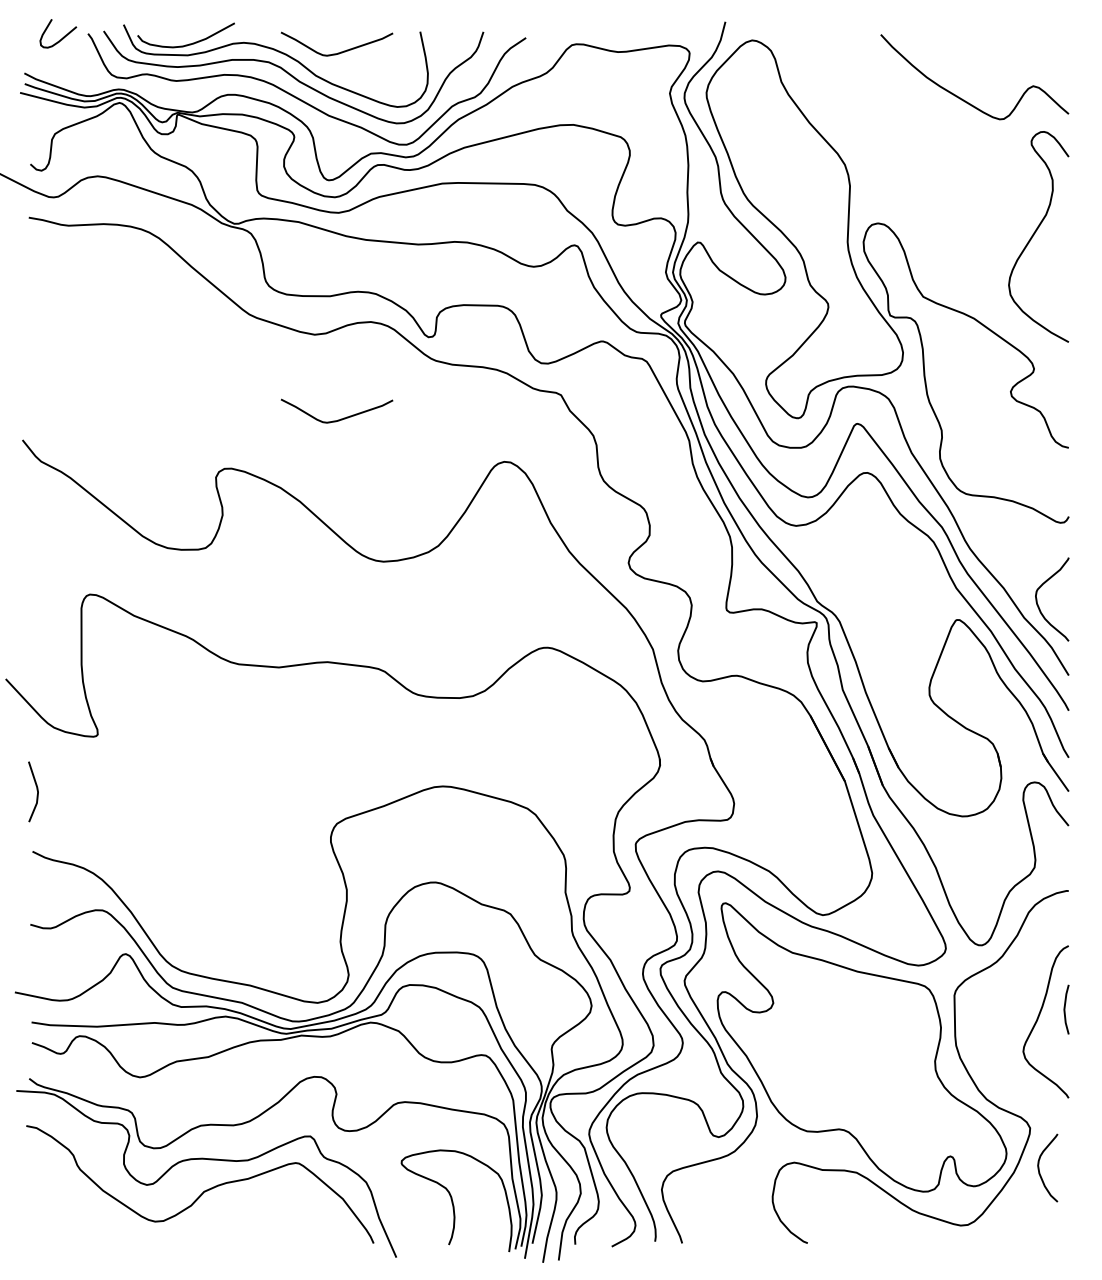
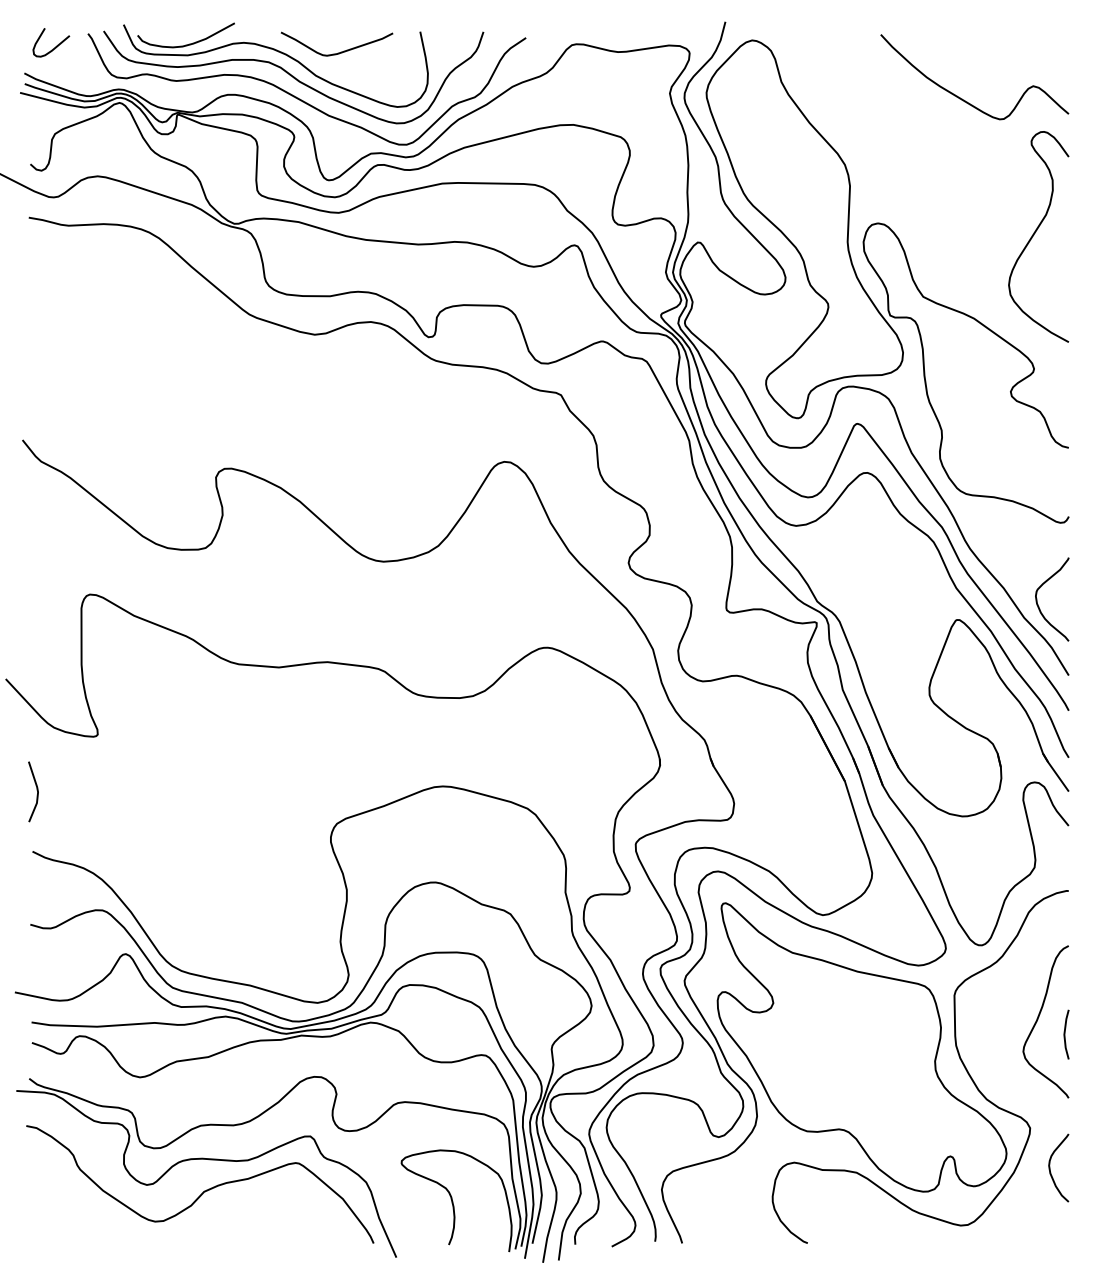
curve position: (62, 37) -> (55, 46) (55, 46)
curve: present -> none (338, 419)
line position: (1065, 1009) -> (1065, 1034) (1065, 1034)
curve position: (1039, 1167) -> (1050, 1167) (1050, 1167)
